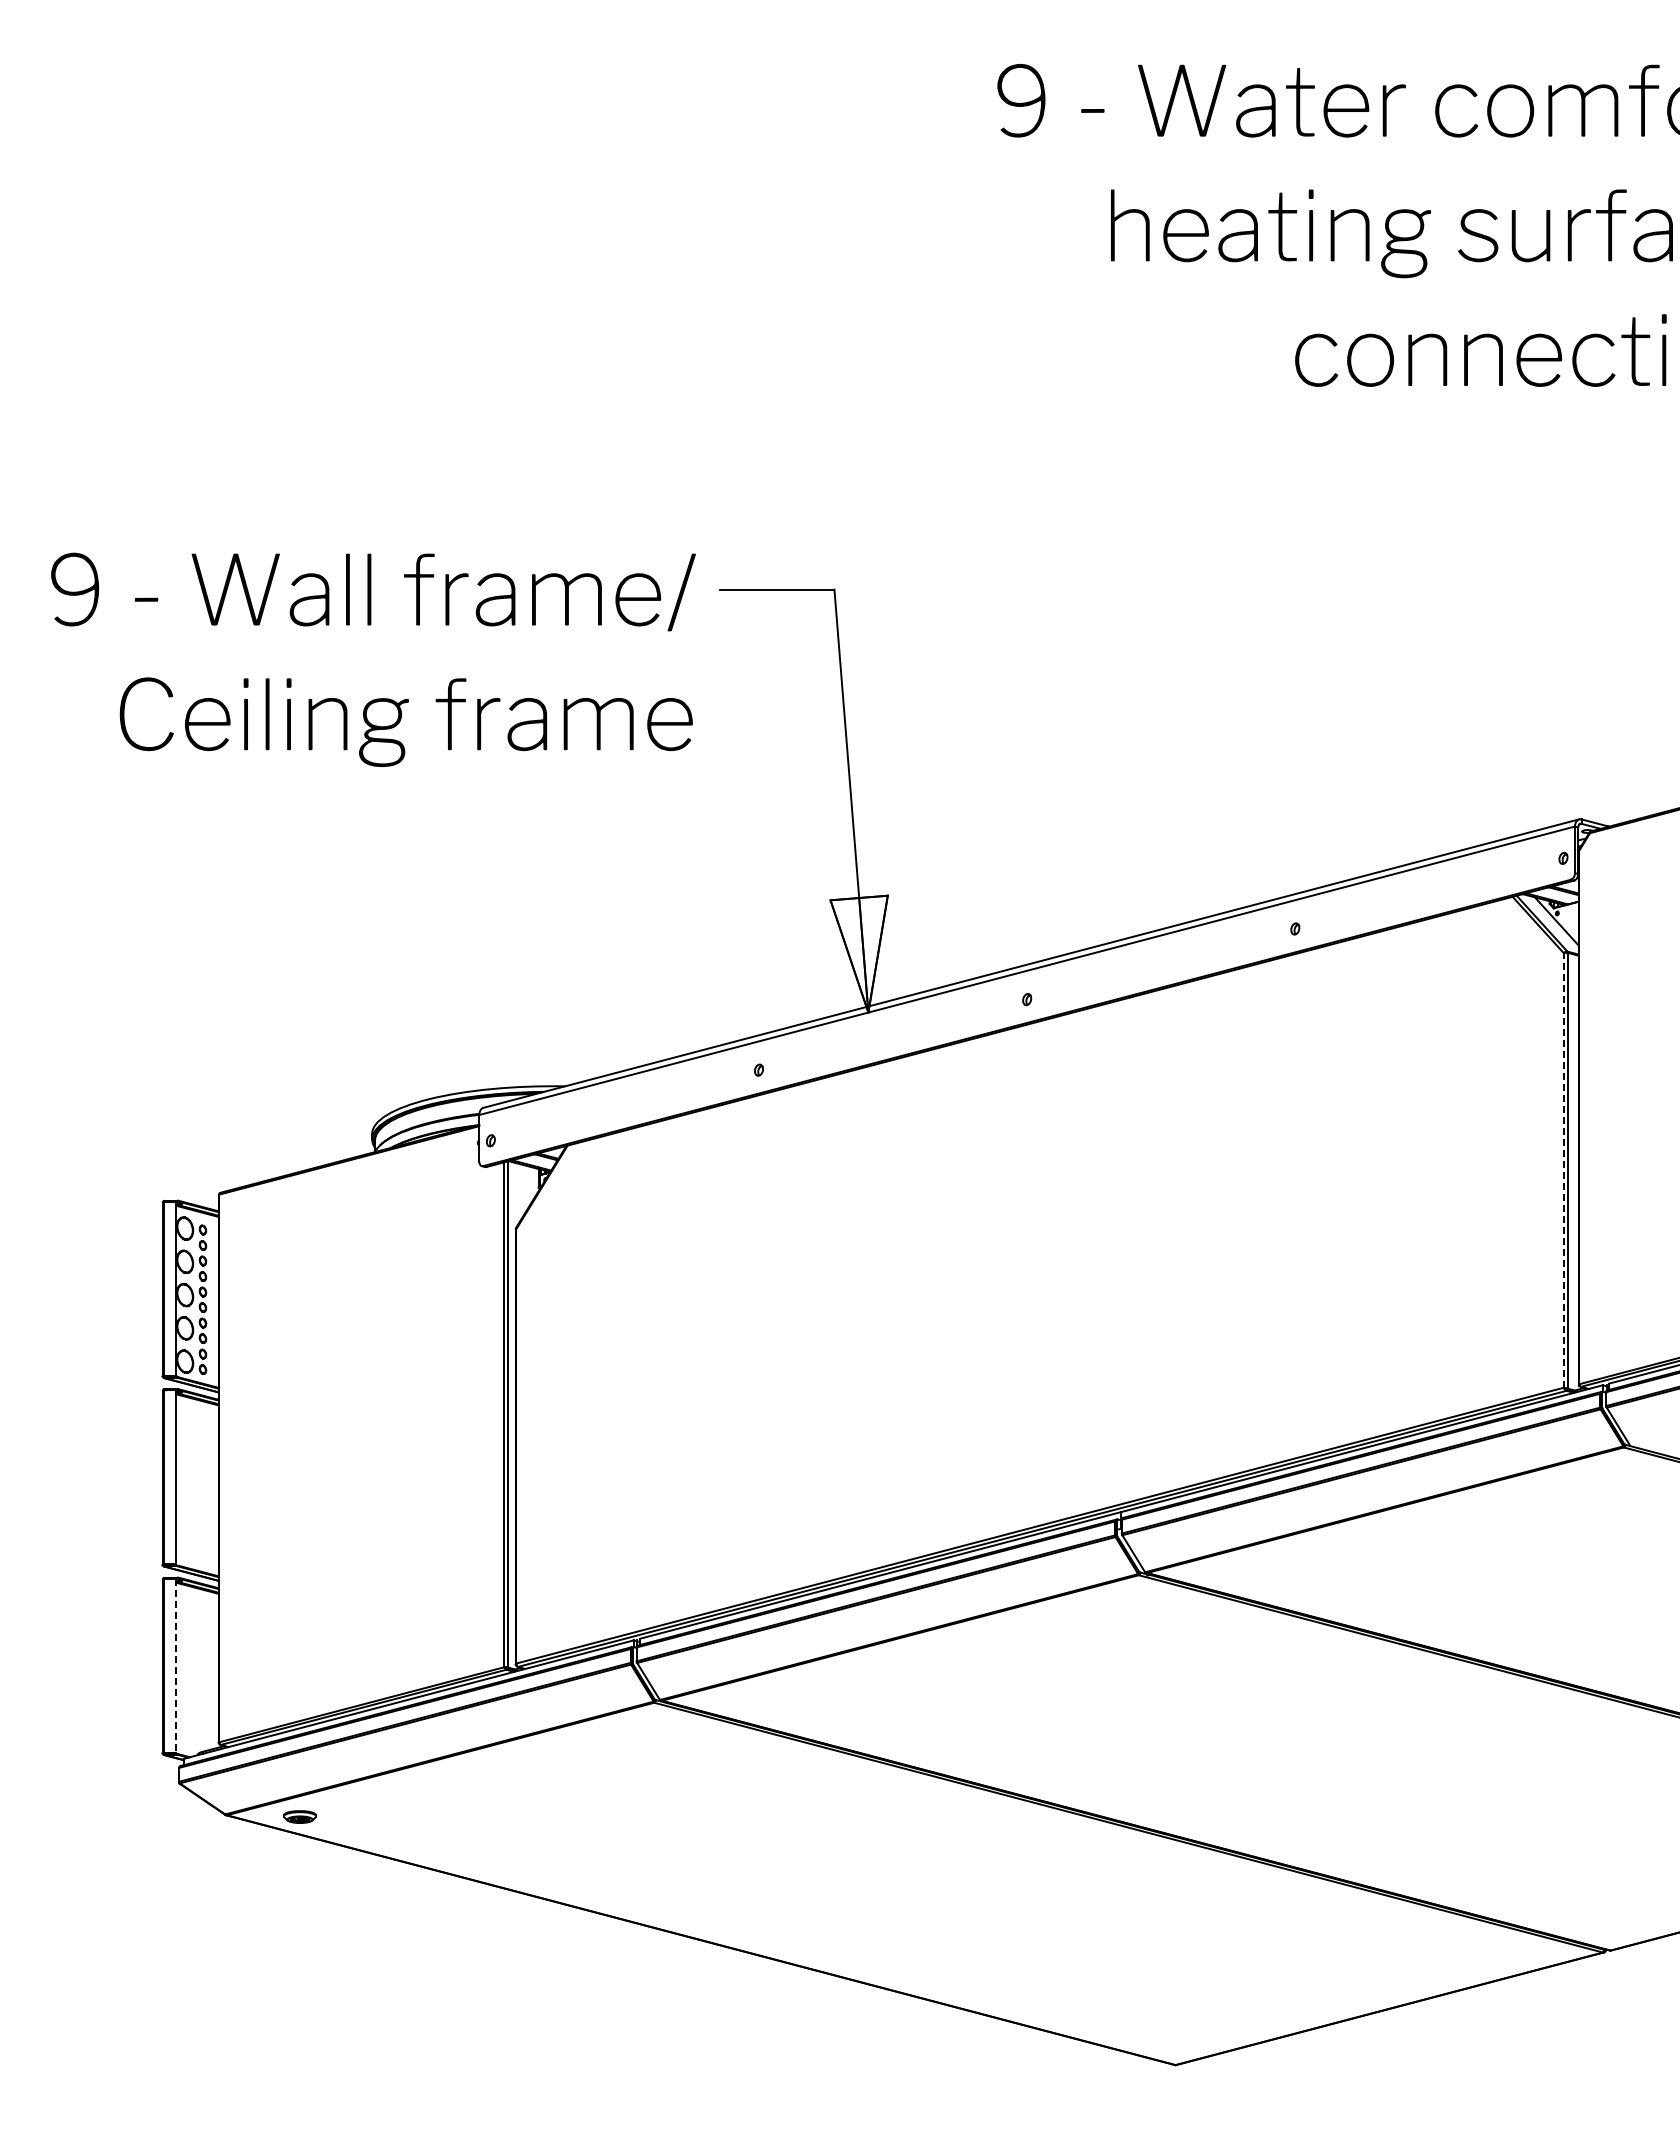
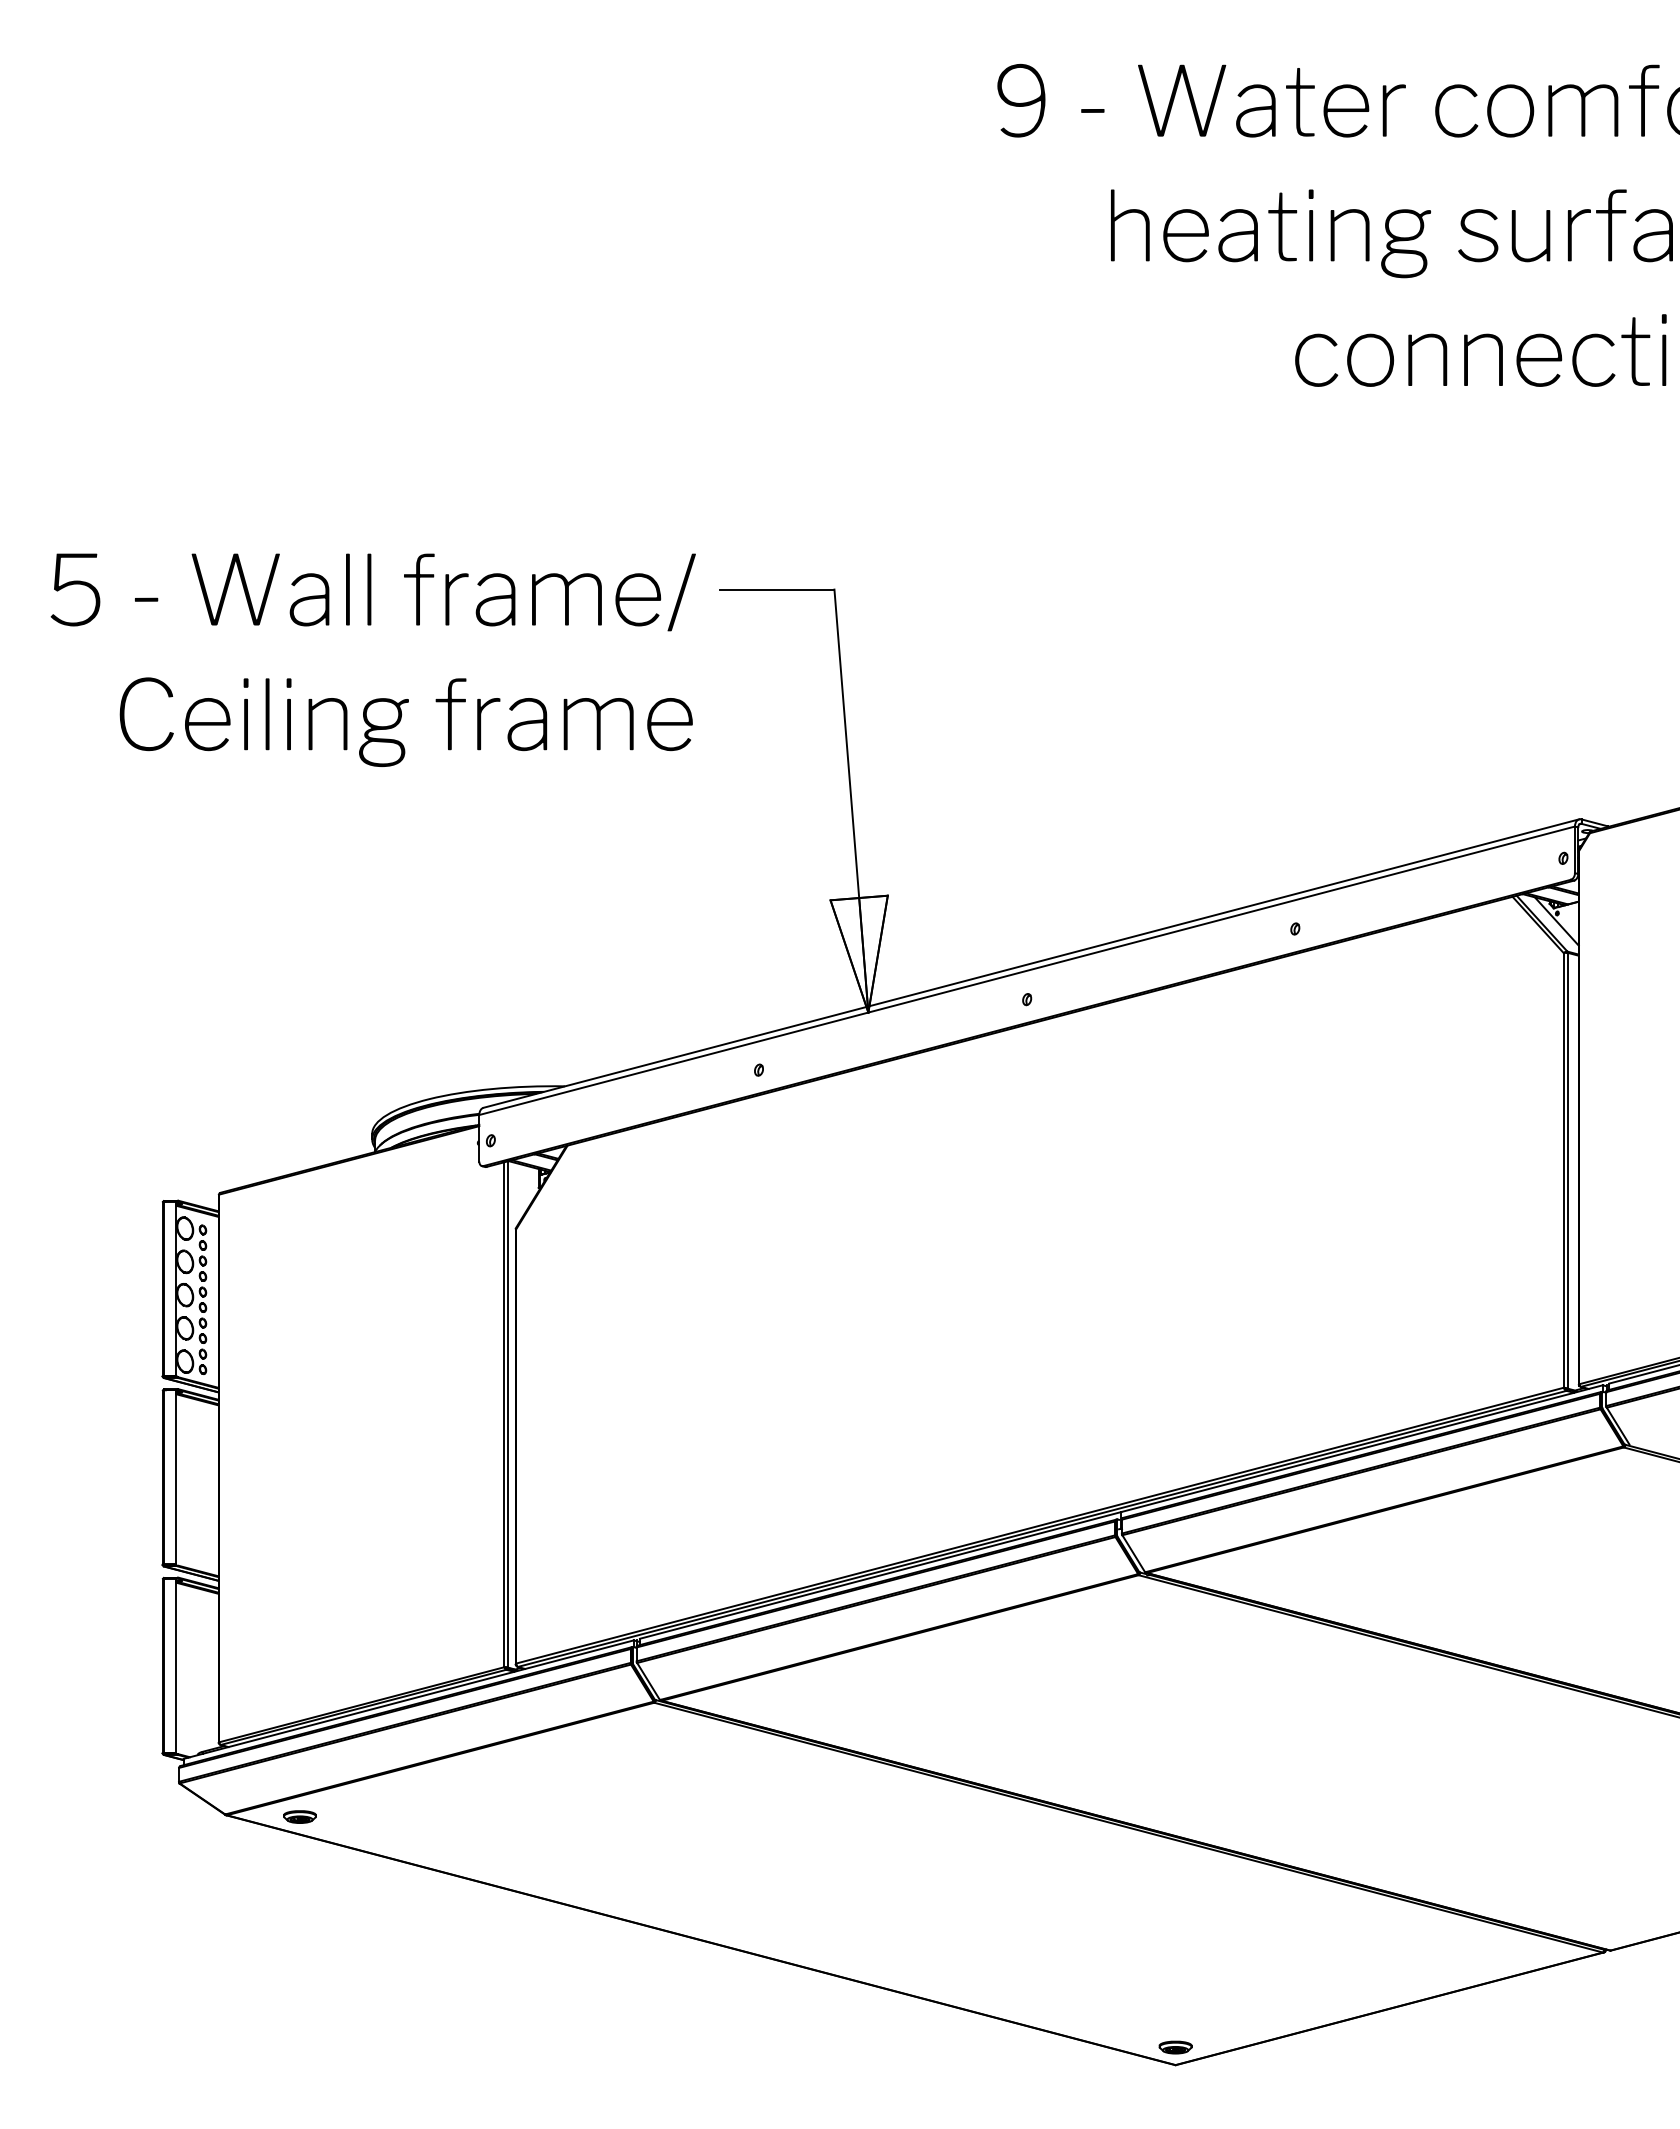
text: 9 -> 5 (75, 589)
line: dashed -> solid (1563, 1169)
line: dashed -> solid (176, 1666)
part: none -> present (1175, 2047)
